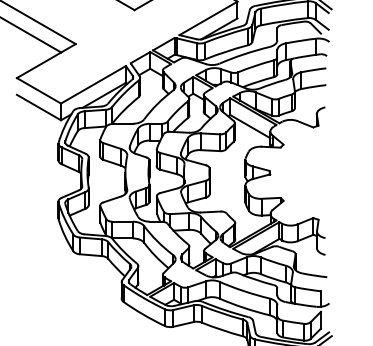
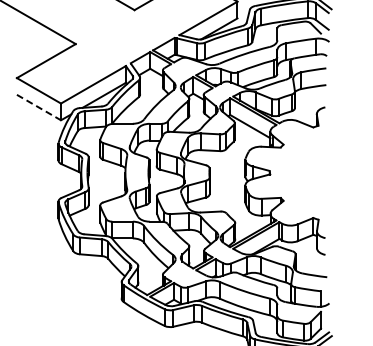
line: present -> none (31, 35)
line: solid -> dashed (39, 107)
